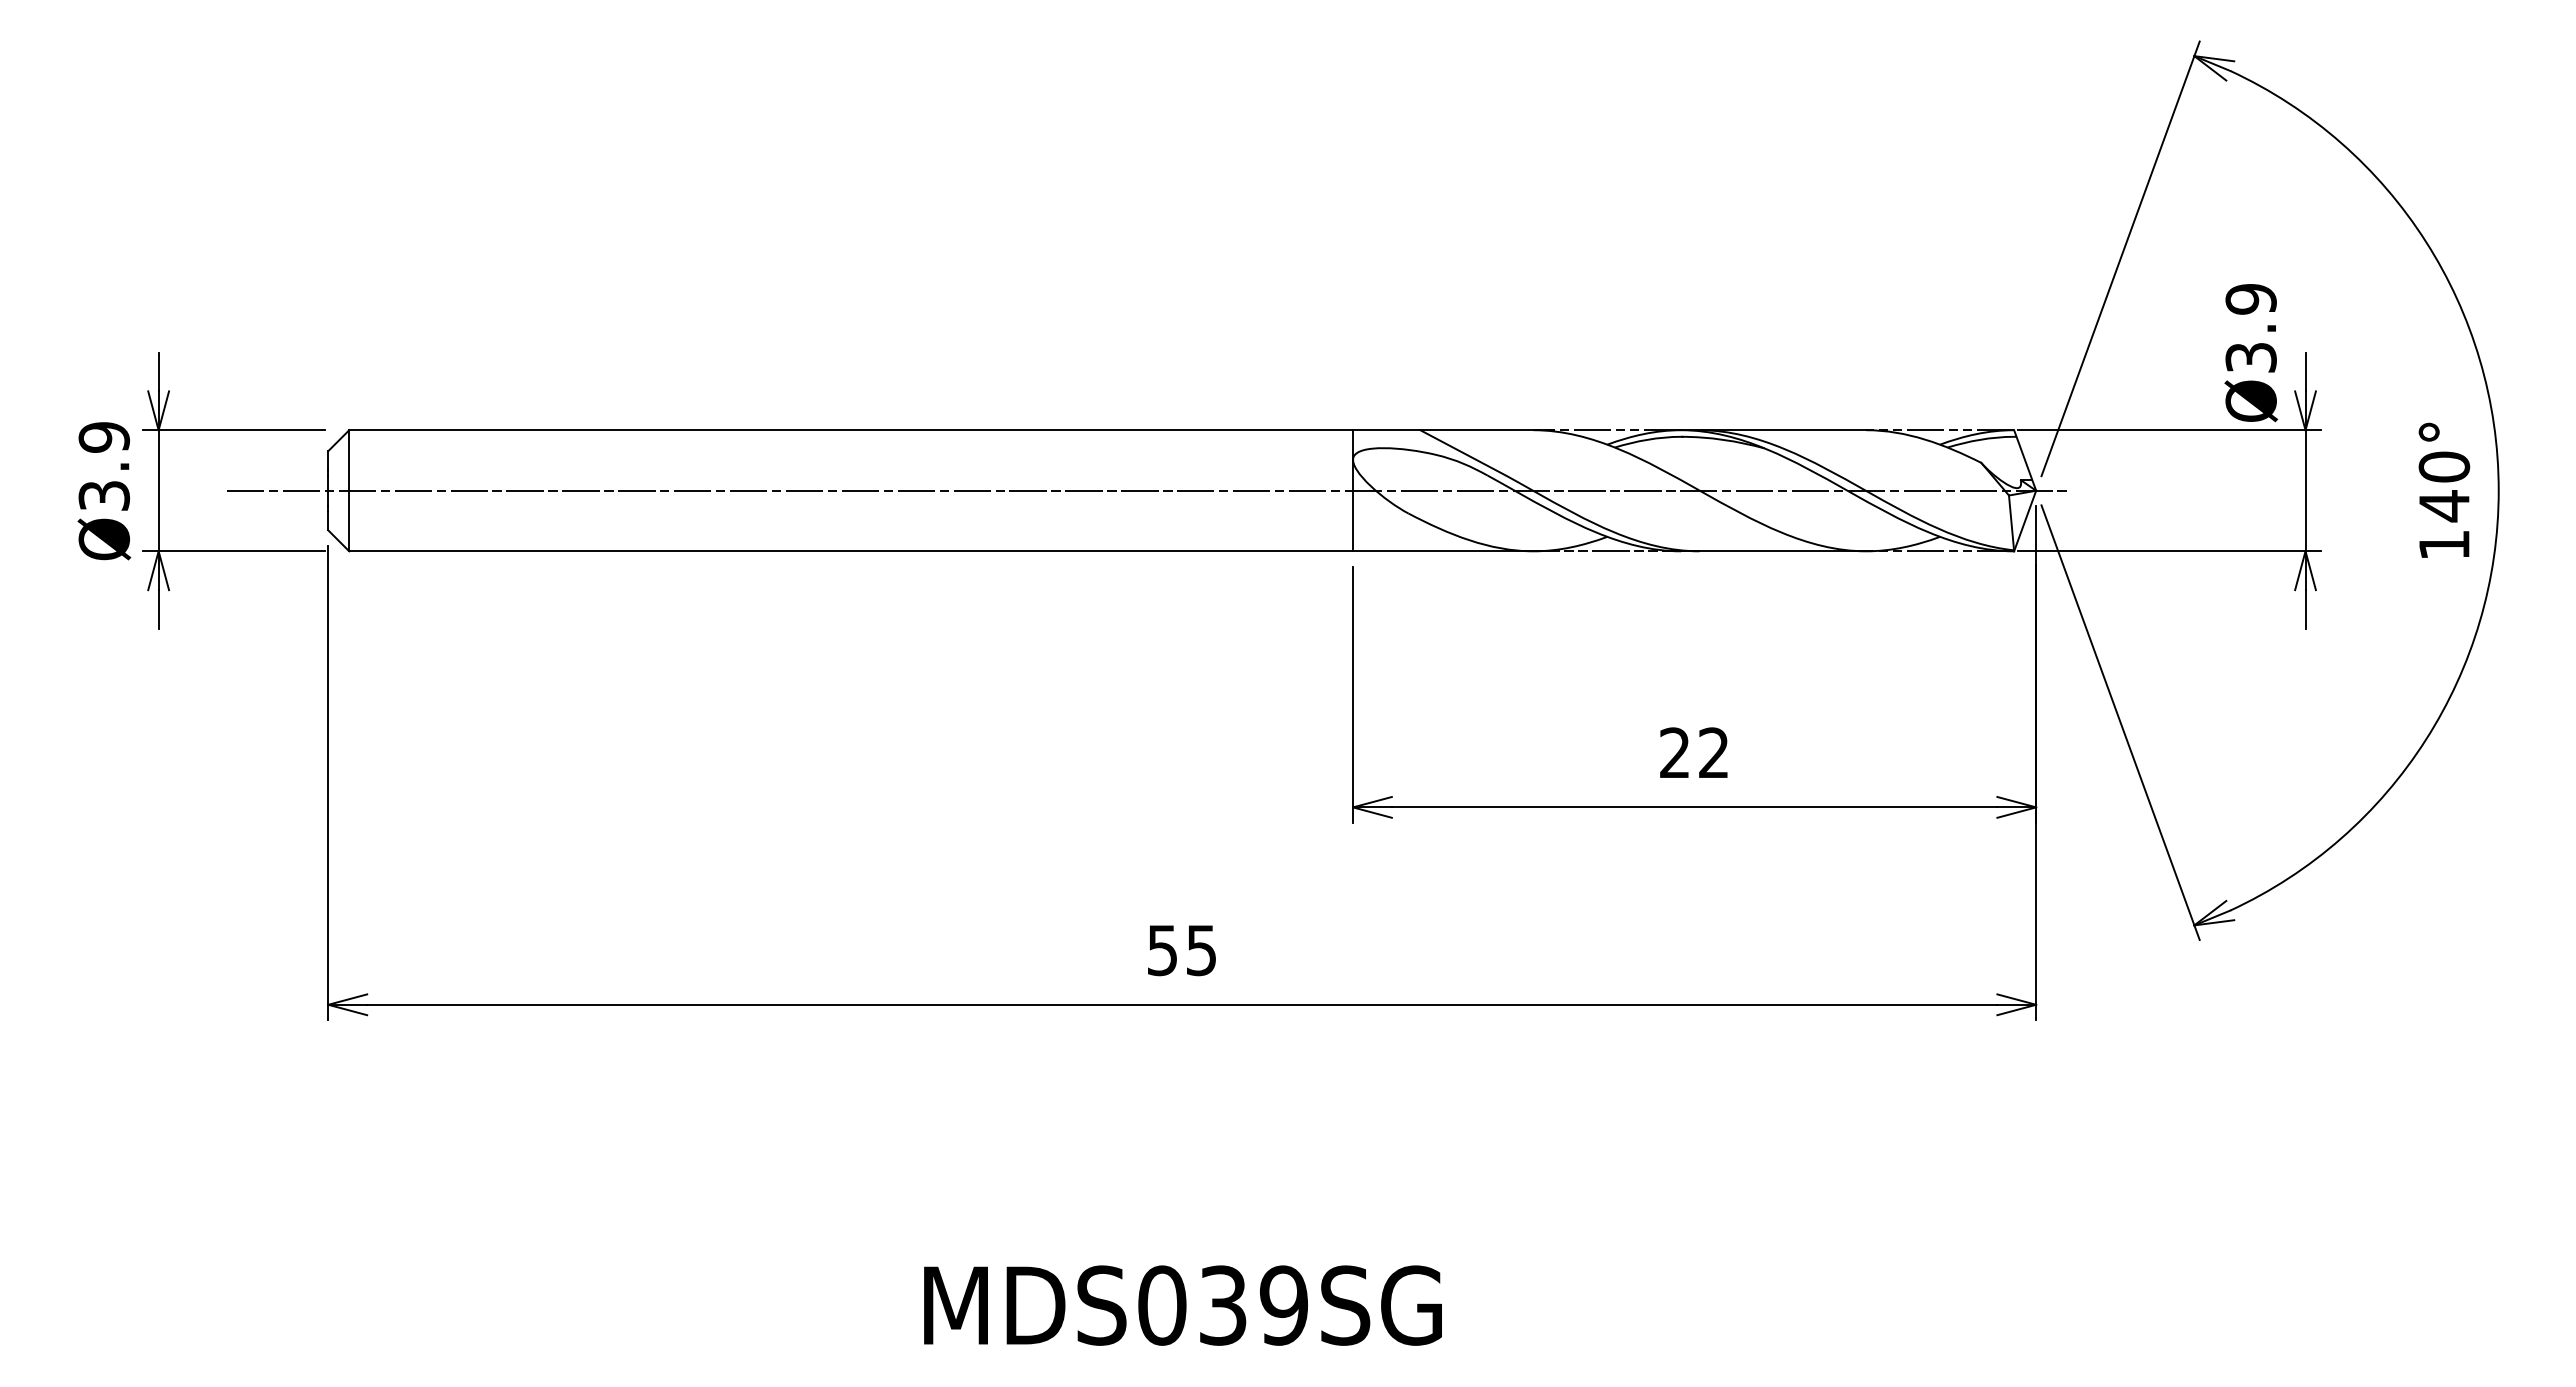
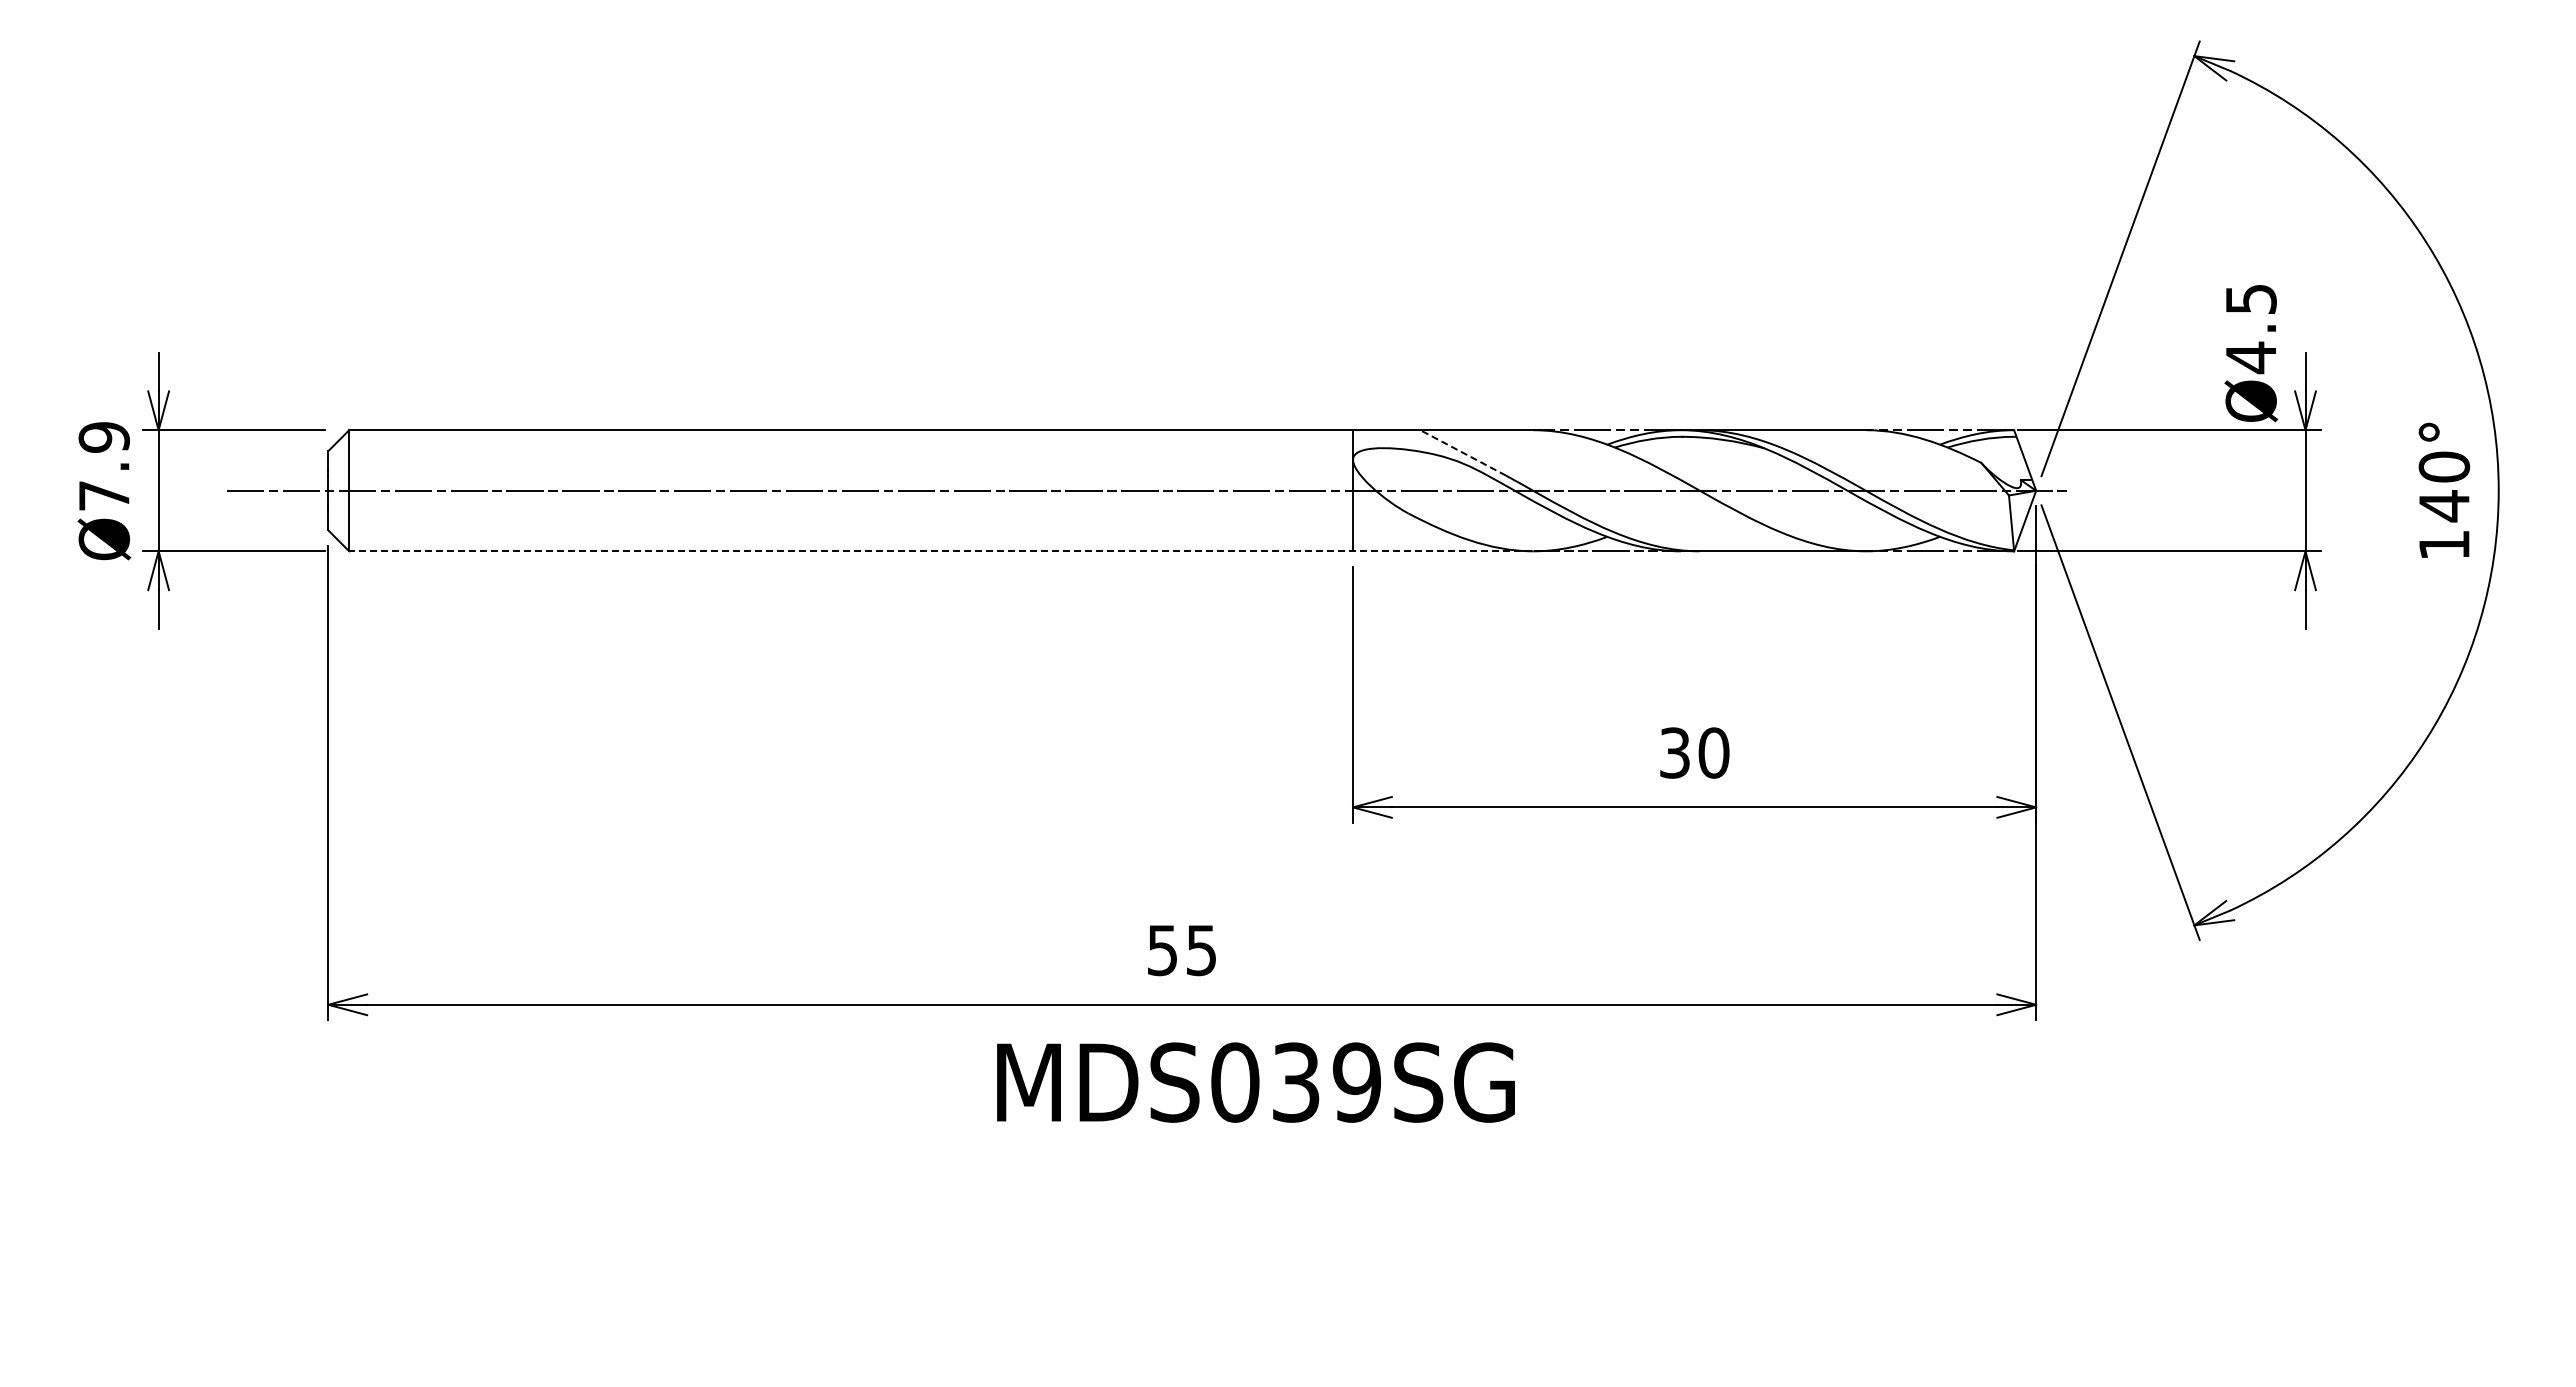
text: Ø3.9 -> Ø4.5 (2250, 329)
line: solid -> dashed (1462, 452)
text: Ø3.9 -> Ø7.9 (104, 495)
line: solid -> dashed (946, 551)
text: 22 -> 30 (1694, 752)
text position: (1182, 1305) -> (1255, 1082) (1255, 1082)
